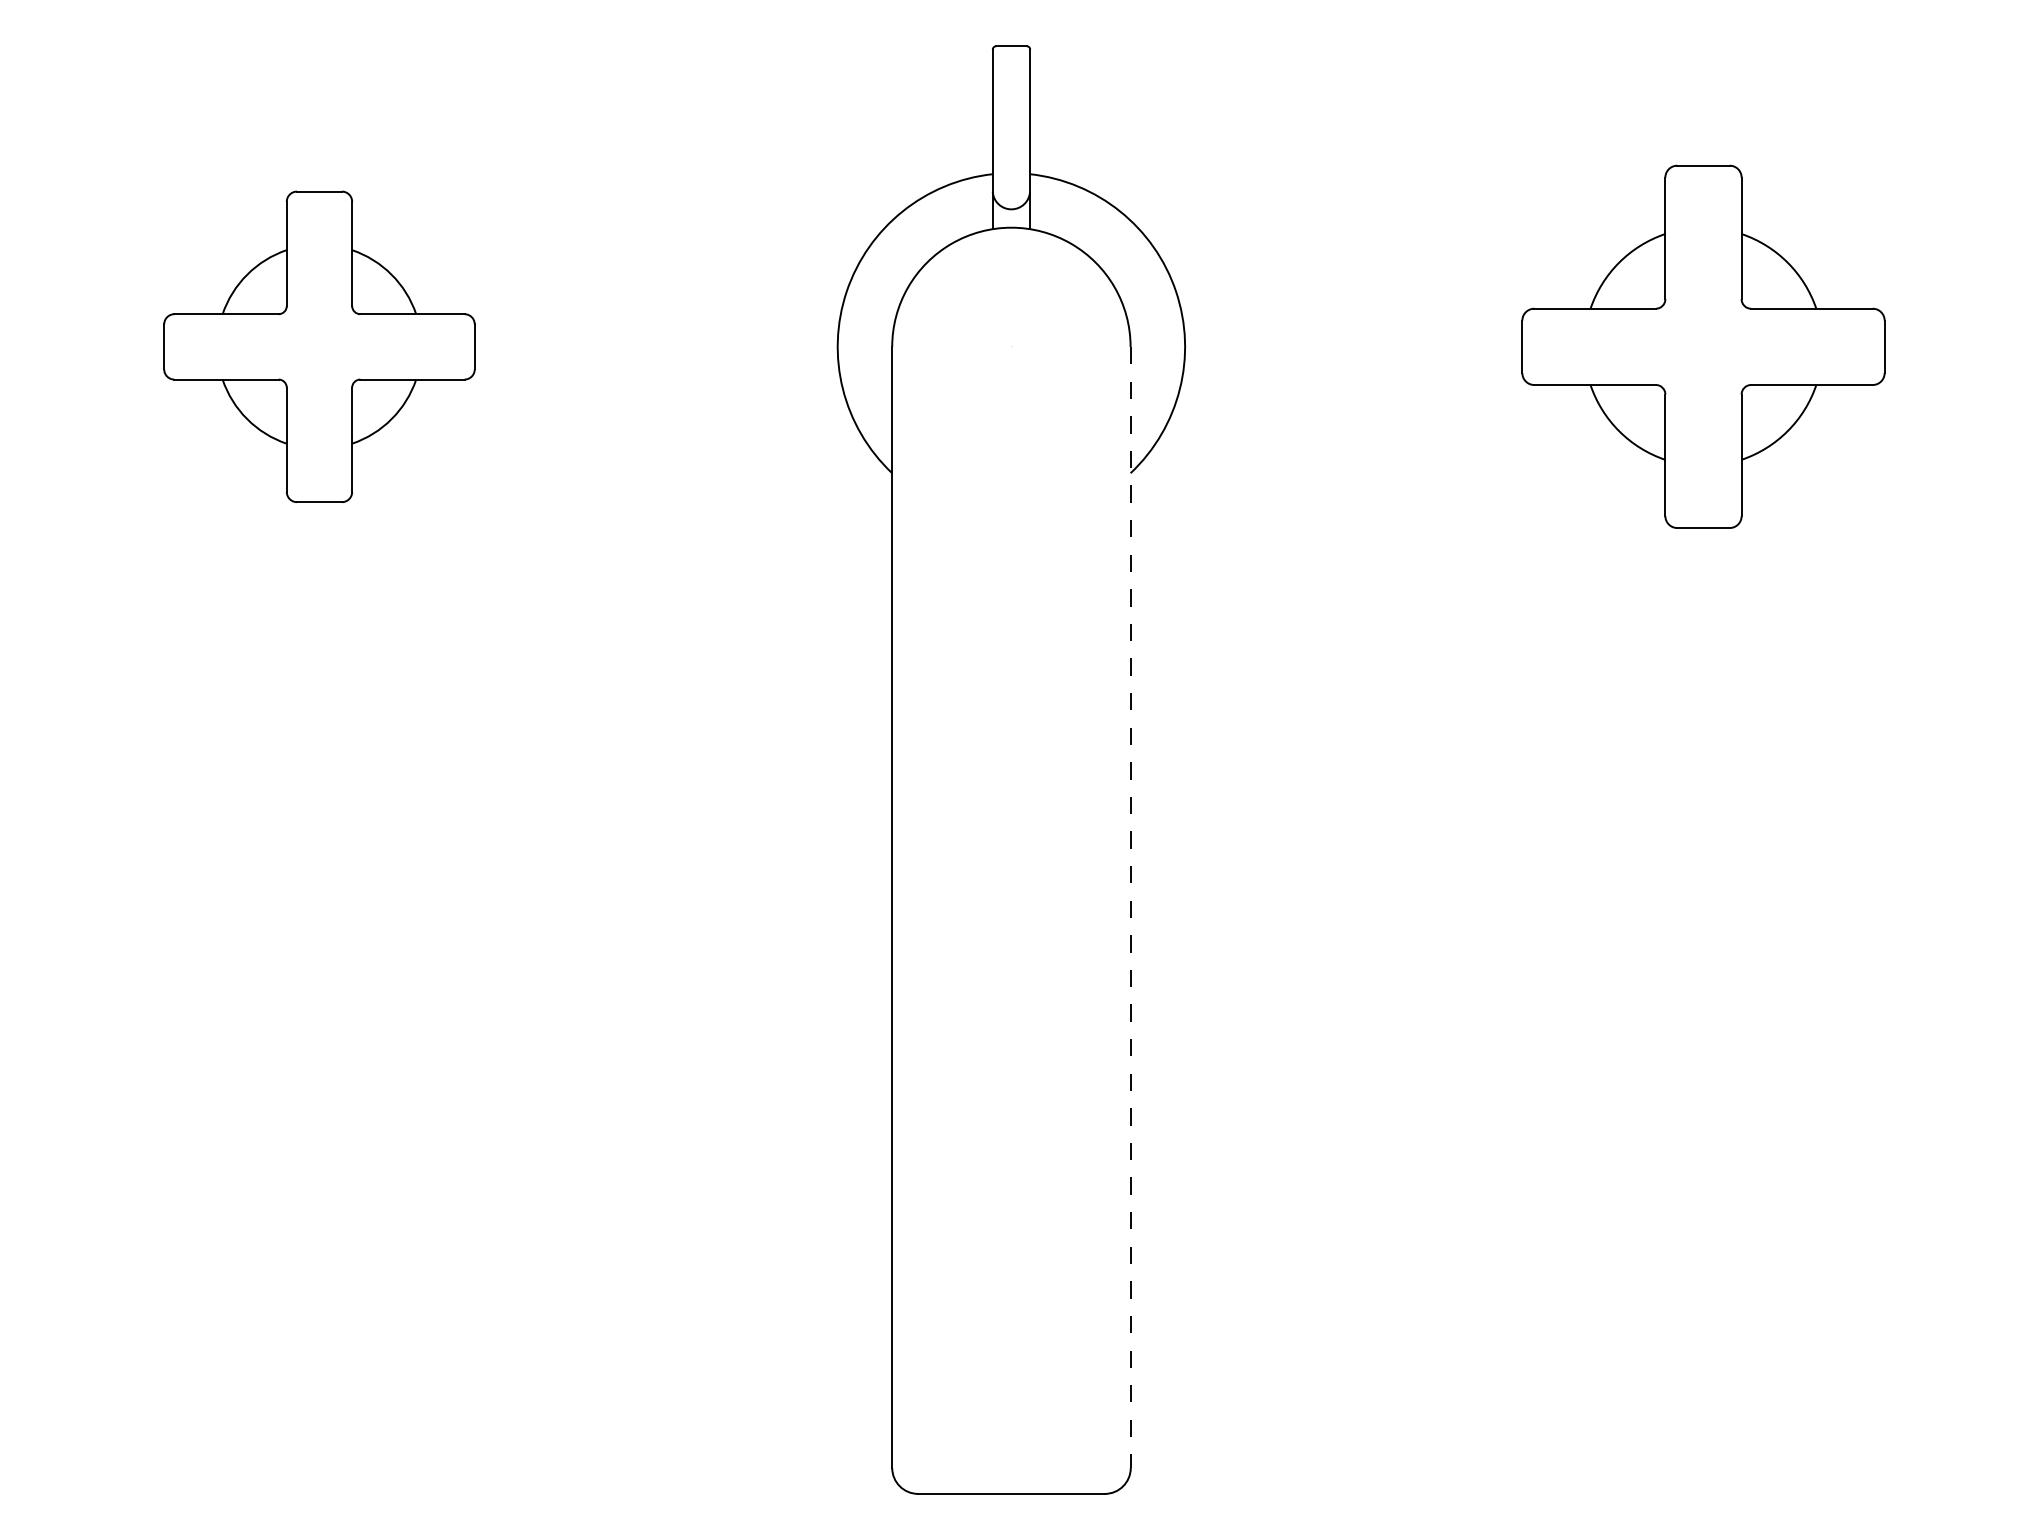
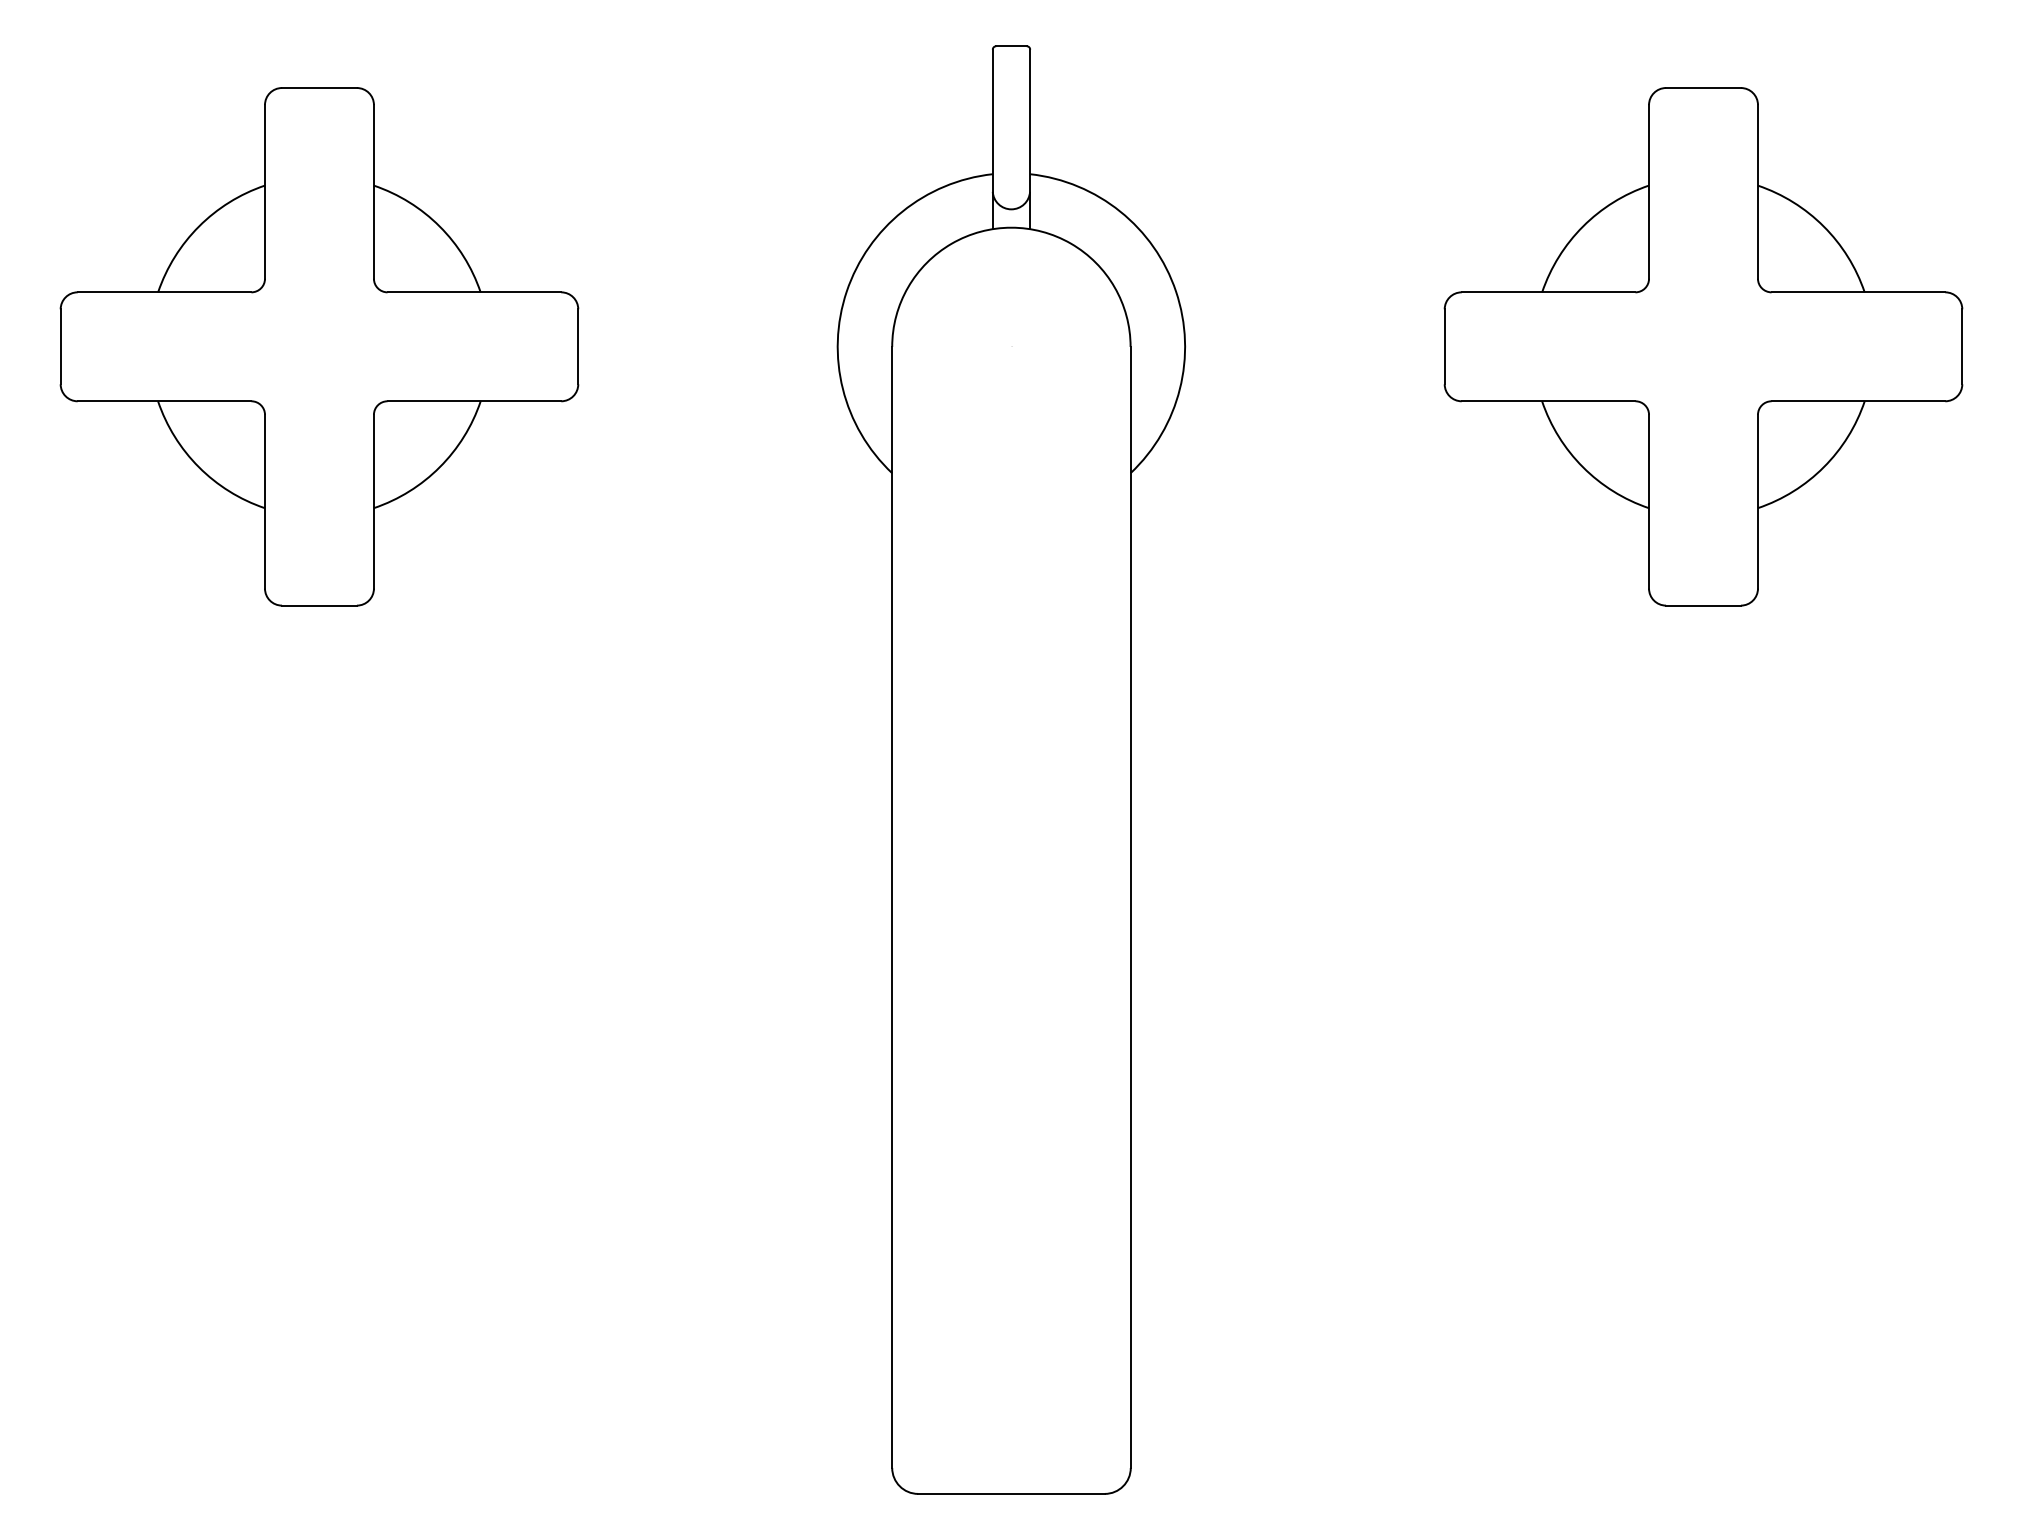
part size: 313x313 px -> 521x520 px (319, 346)
part size: 365x365 px -> 521x520 px (1703, 346)
line: dashed -> solid (1130, 908)
